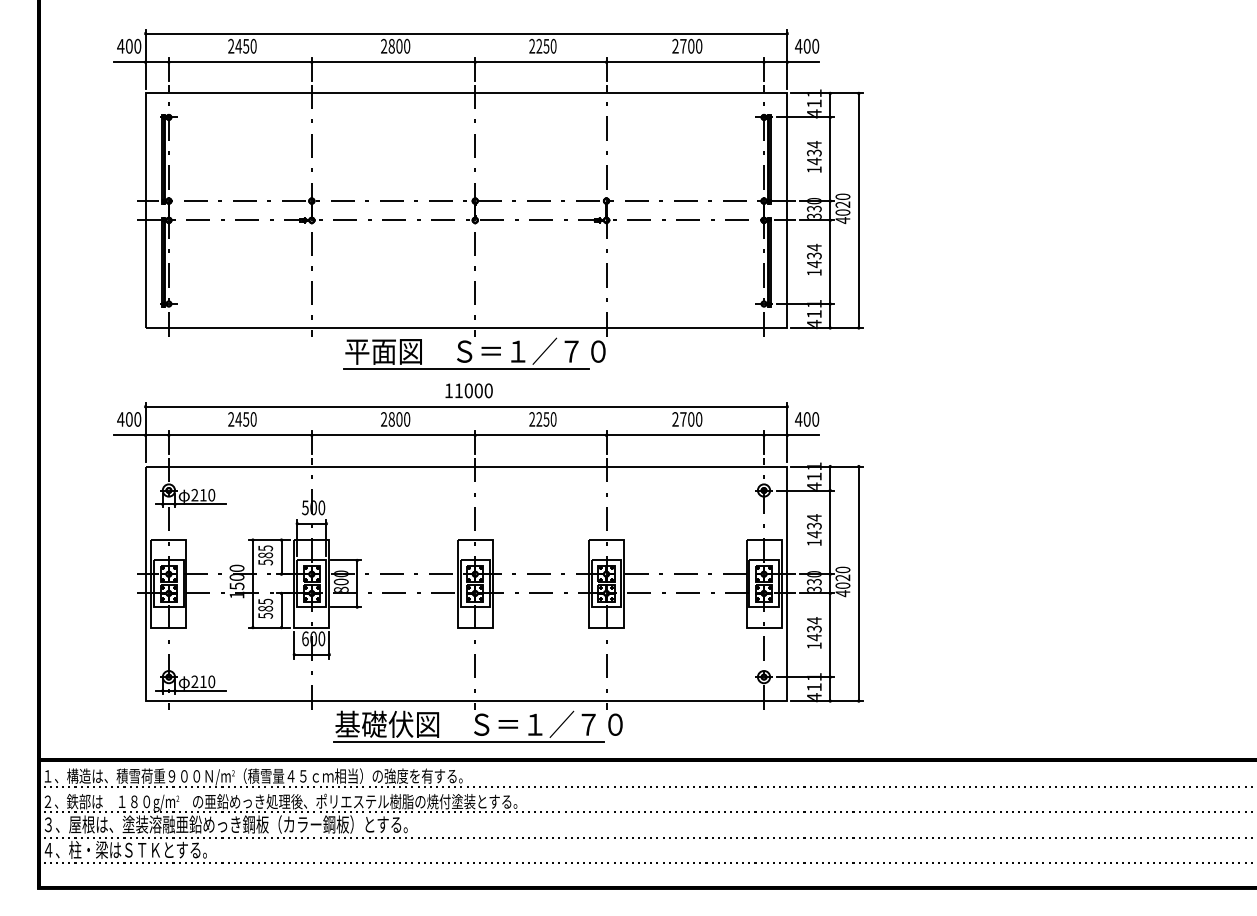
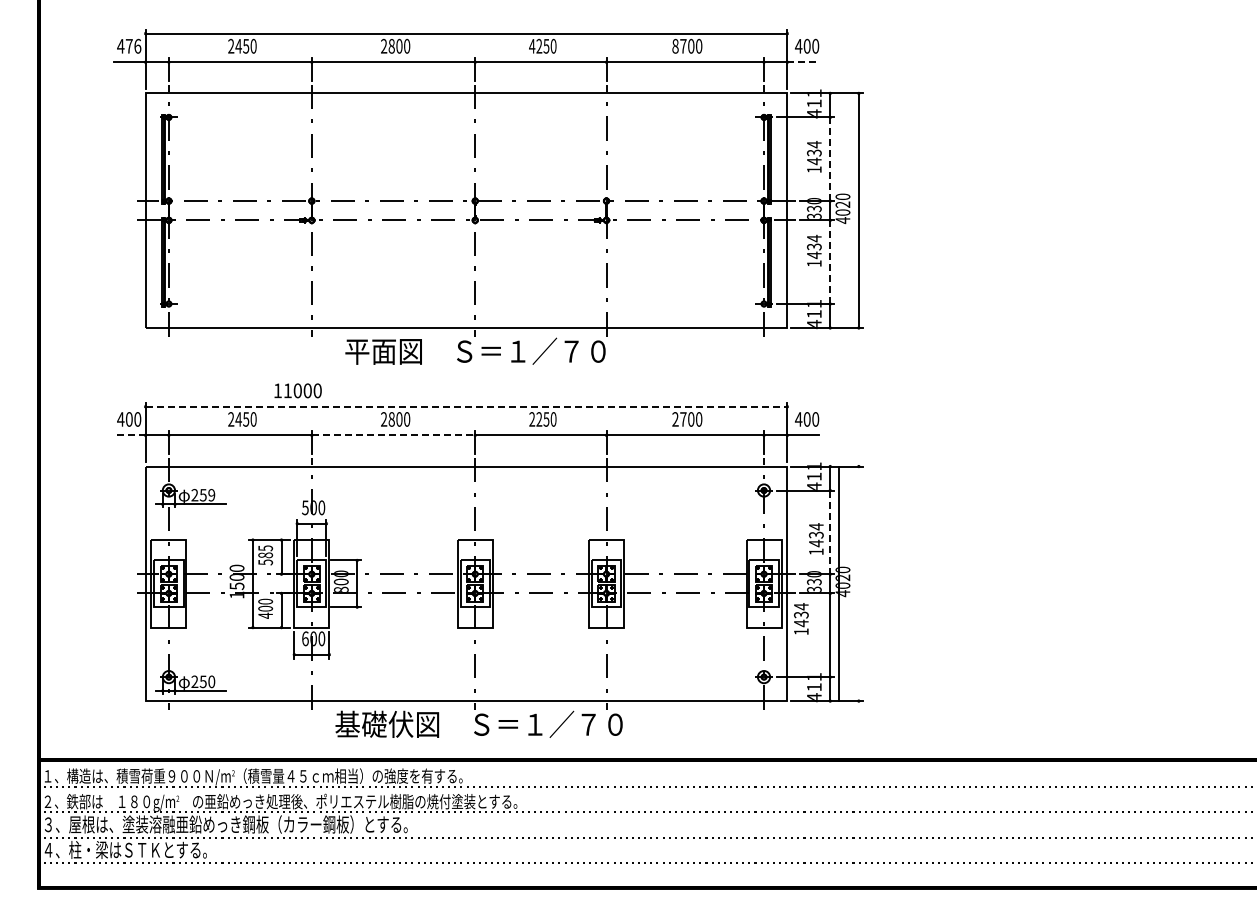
text: 400 -> 476 (133, 45)
text: 2250 -> 4250 (532, 45)
text: 2700 -> 8700 (675, 46)
line: solid -> dashed (803, 62)
line: solid -> dashed (830, 159)
text position: (814, 259) -> (814, 250) (814, 250)
line: solid -> dashed (830, 262)
line: present -> none (466, 368)
text position: (468, 390) -> (297, 390) (297, 390)
line: solid -> dashed (466, 406)
line: solid -> dashed (129, 435)
line: solid -> dashed (393, 435)
text: 210 -> 259 (207, 495)
text position: (814, 529) -> (816, 538) (816, 538)
line: solid -> dashed (830, 532)
line position: (858, 583) -> (838, 583) (838, 583)
text: 585 -> 400 (265, 608)
text position: (814, 632) -> (801, 618) (801, 618)
text: 210 -> 250 (202, 681)
line: present -> none (468, 741)
